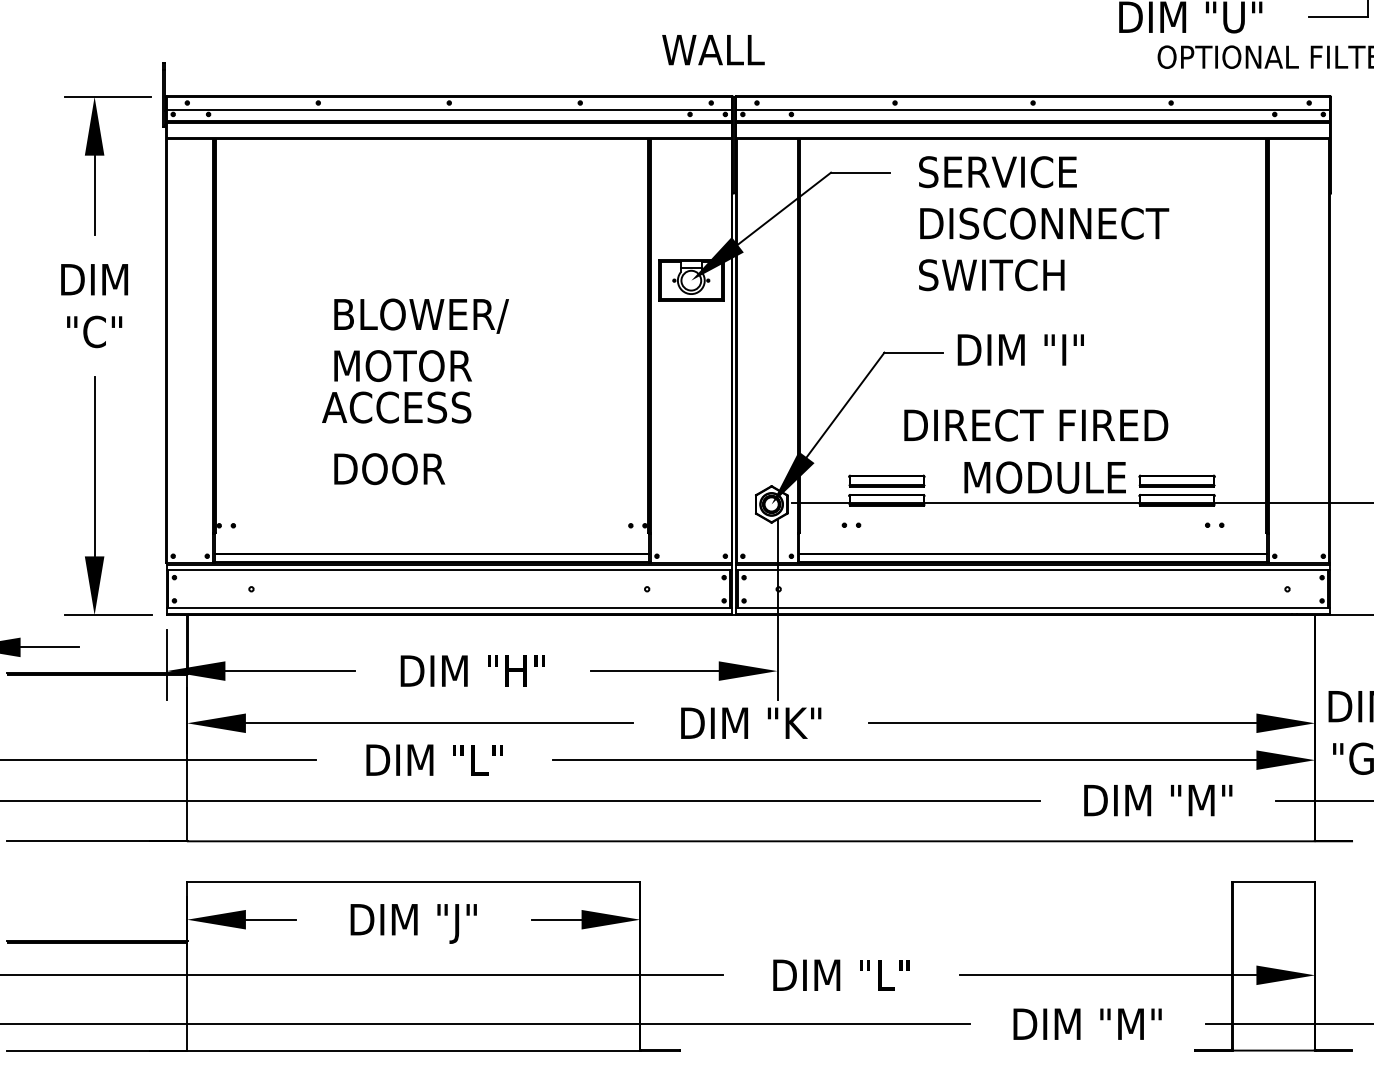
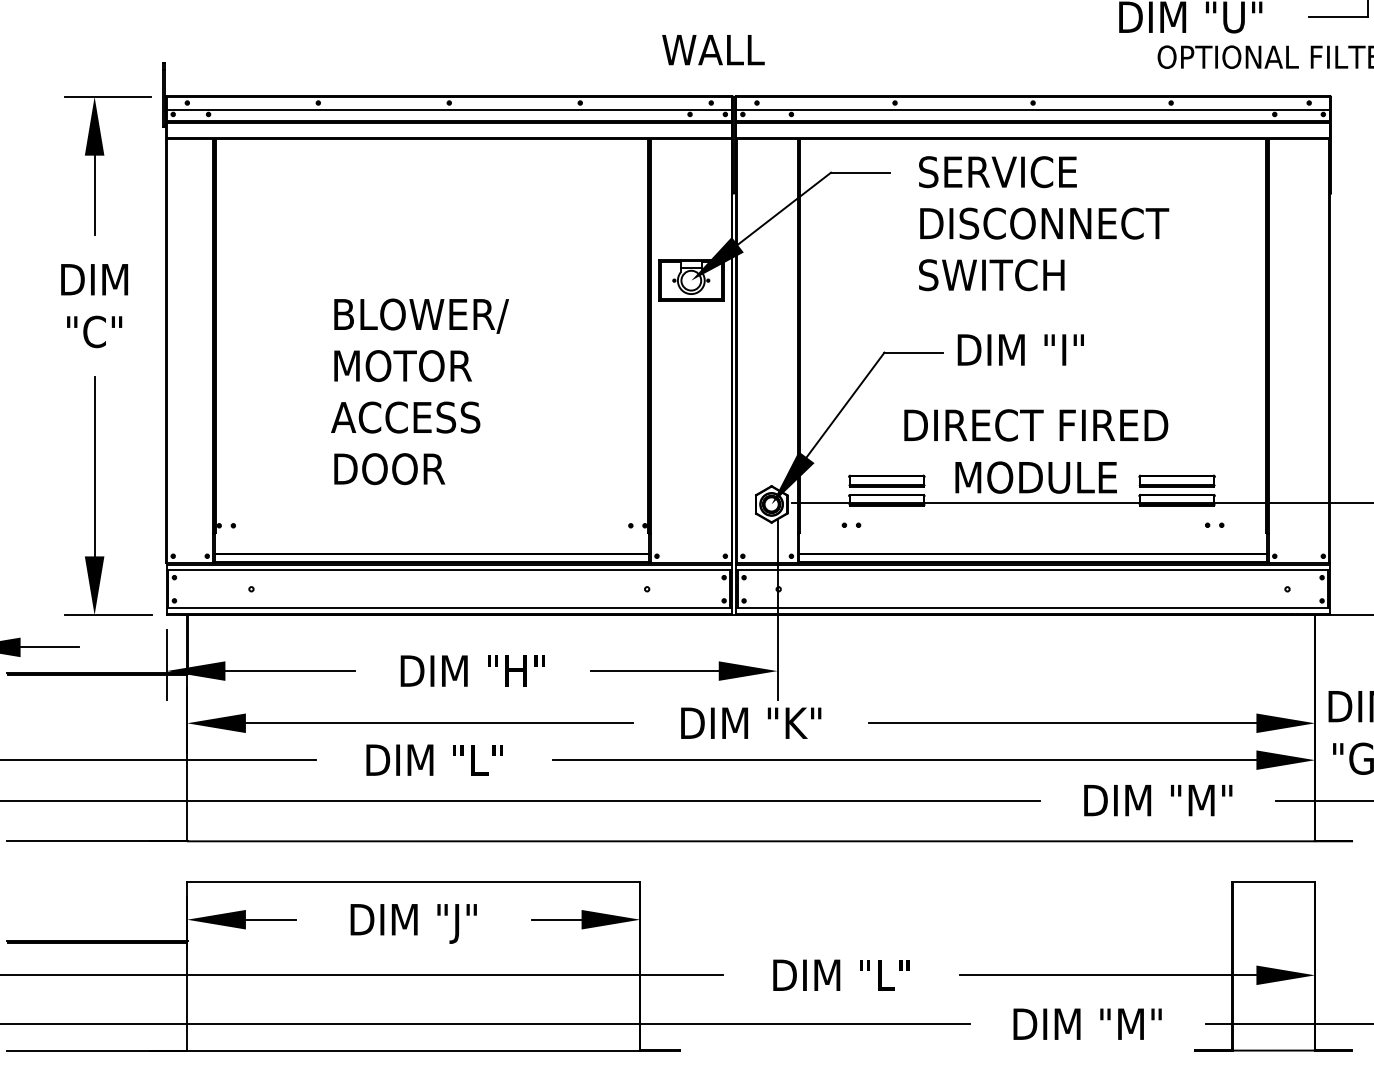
text position: (396, 407) -> (405, 417) (405, 417)
text position: (1044, 477) -> (1035, 477) (1035, 477)
